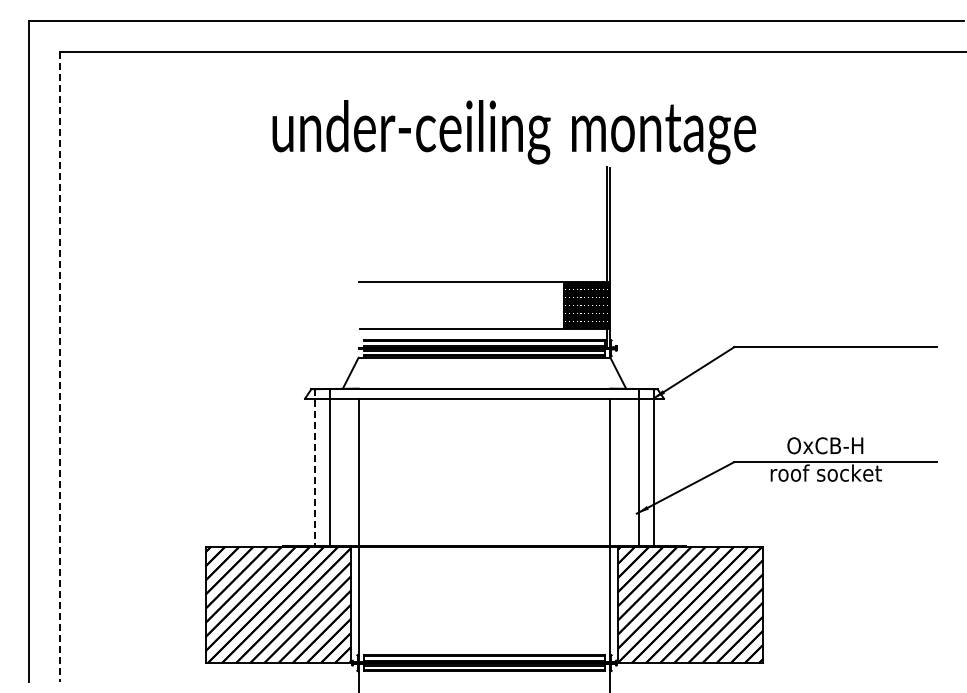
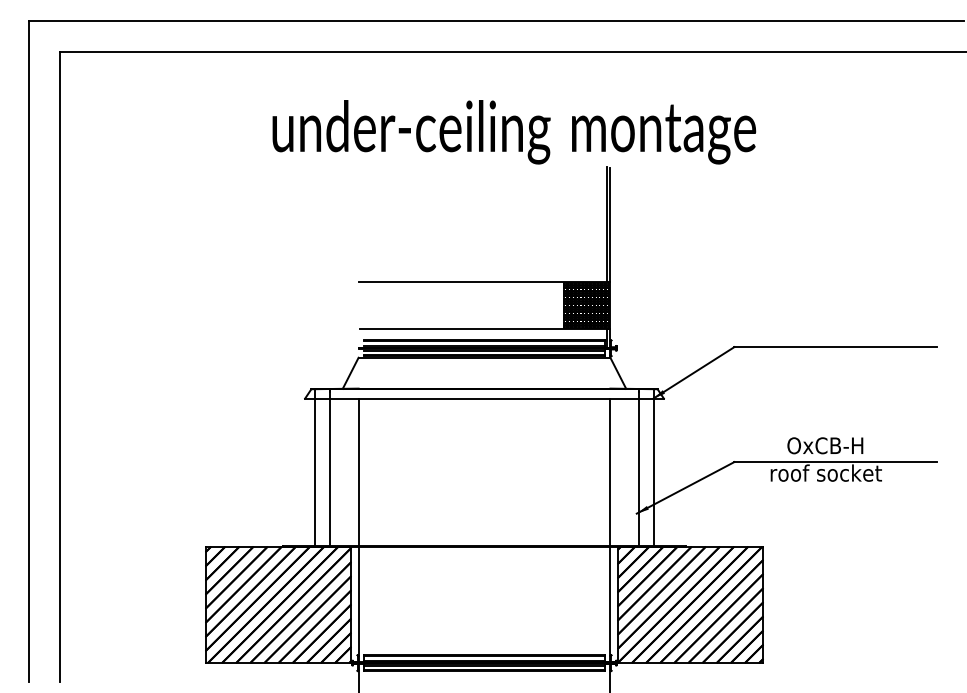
line: dashed -> solid (60, 366)
line: dashed -> solid (314, 467)
